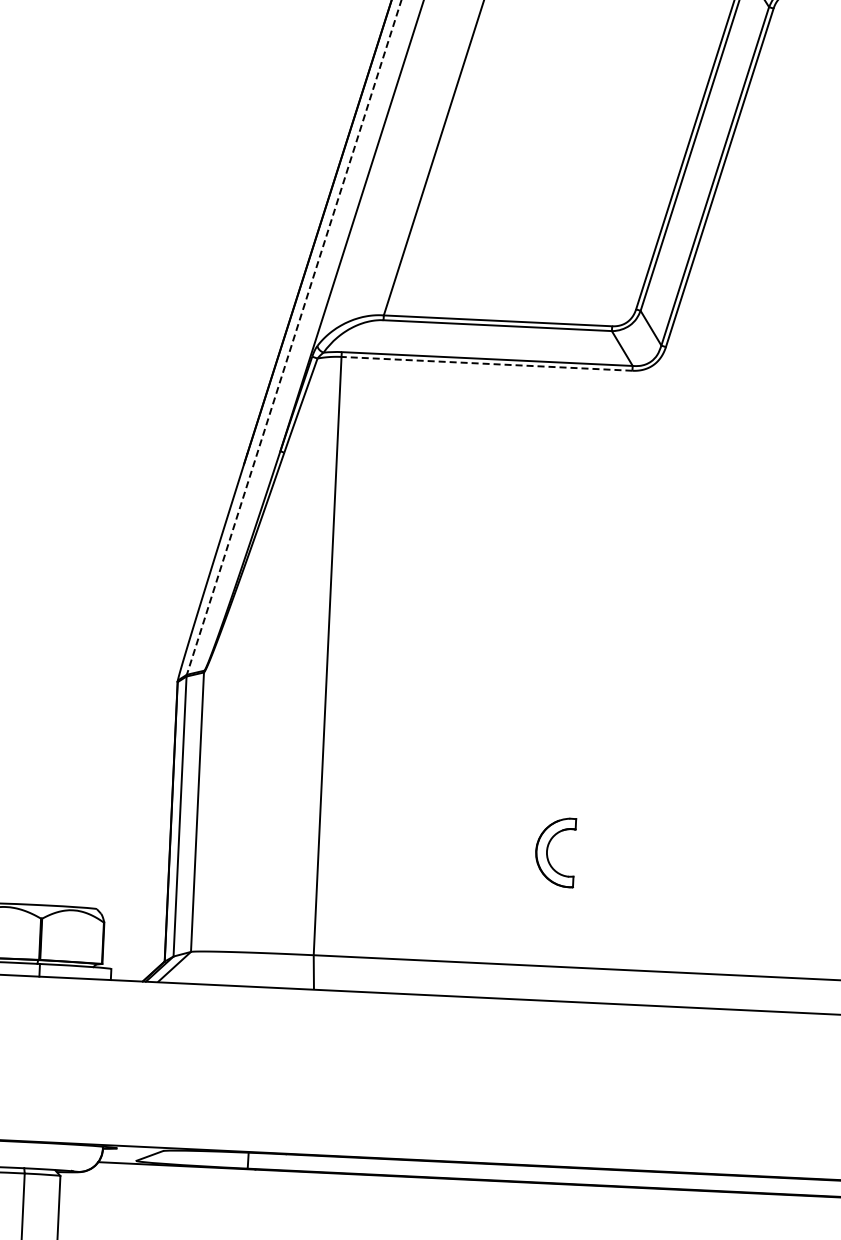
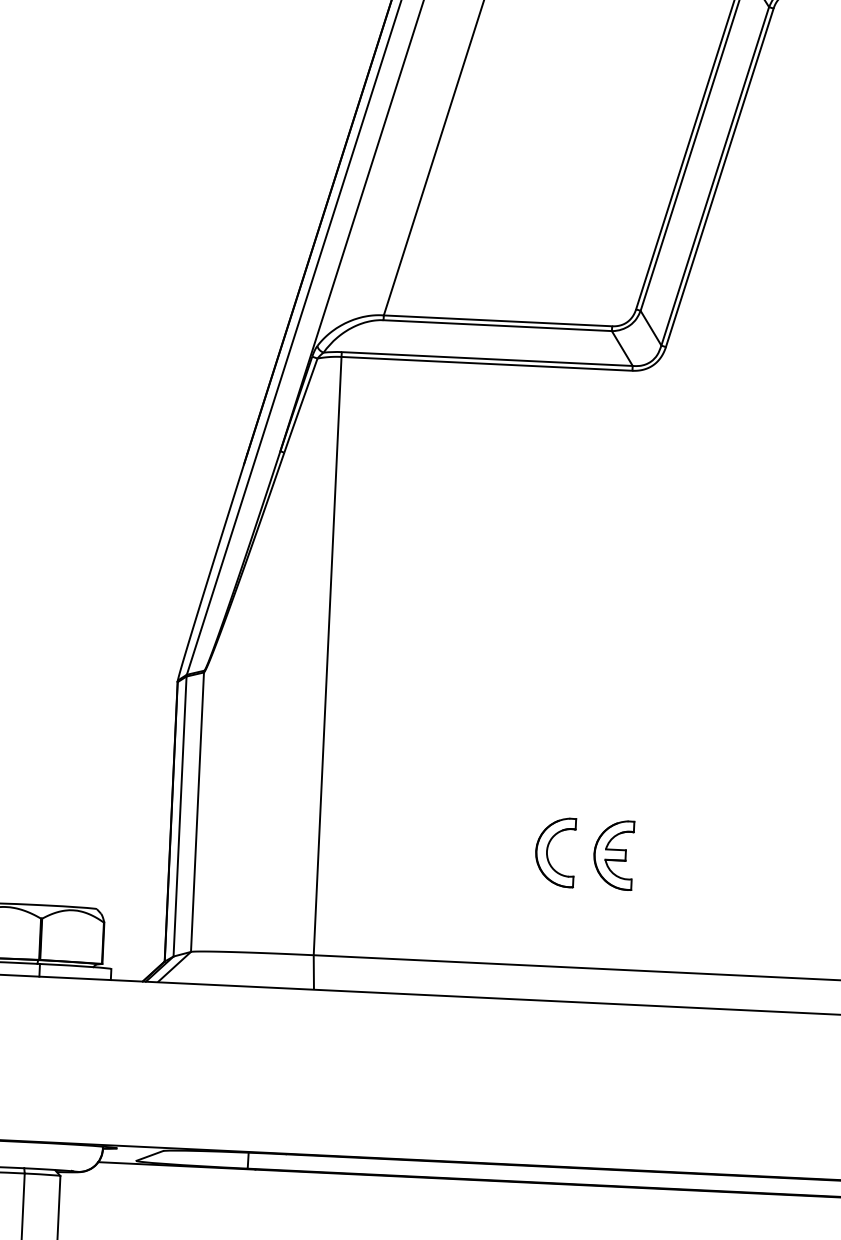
line: dashed -> solid (294, 337)
line: dashed -> solid (486, 363)
part: none -> present (614, 855)
